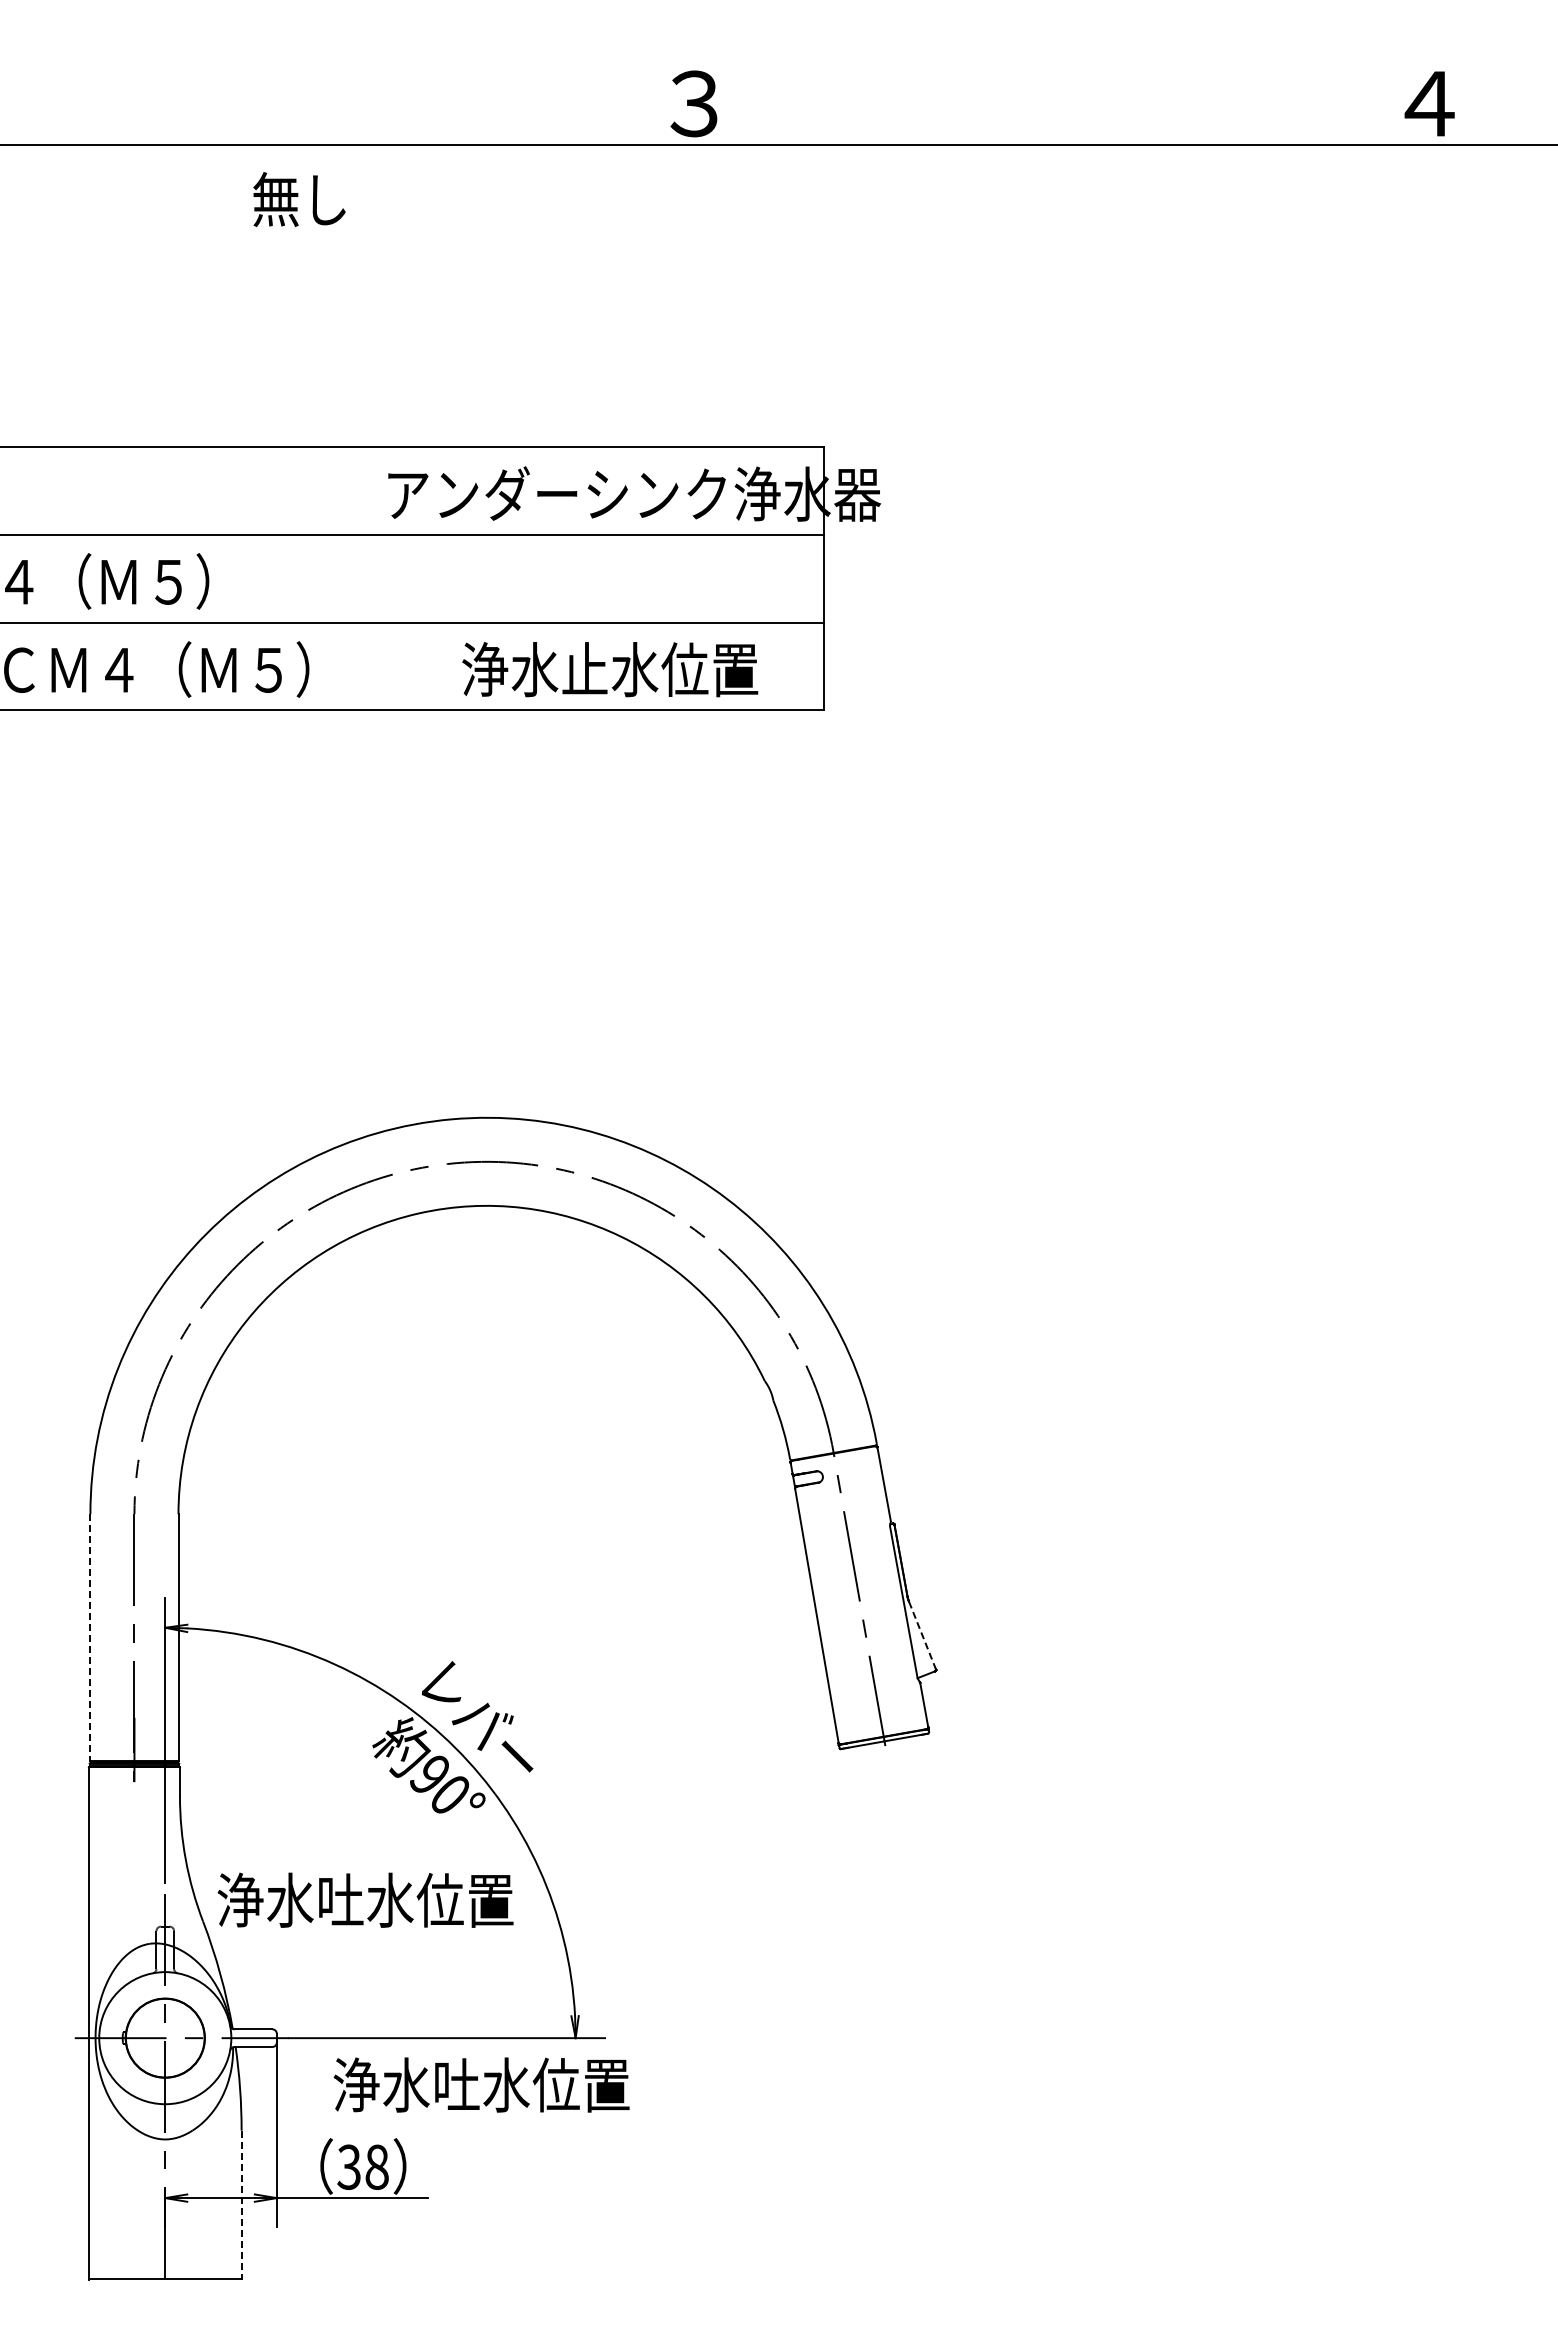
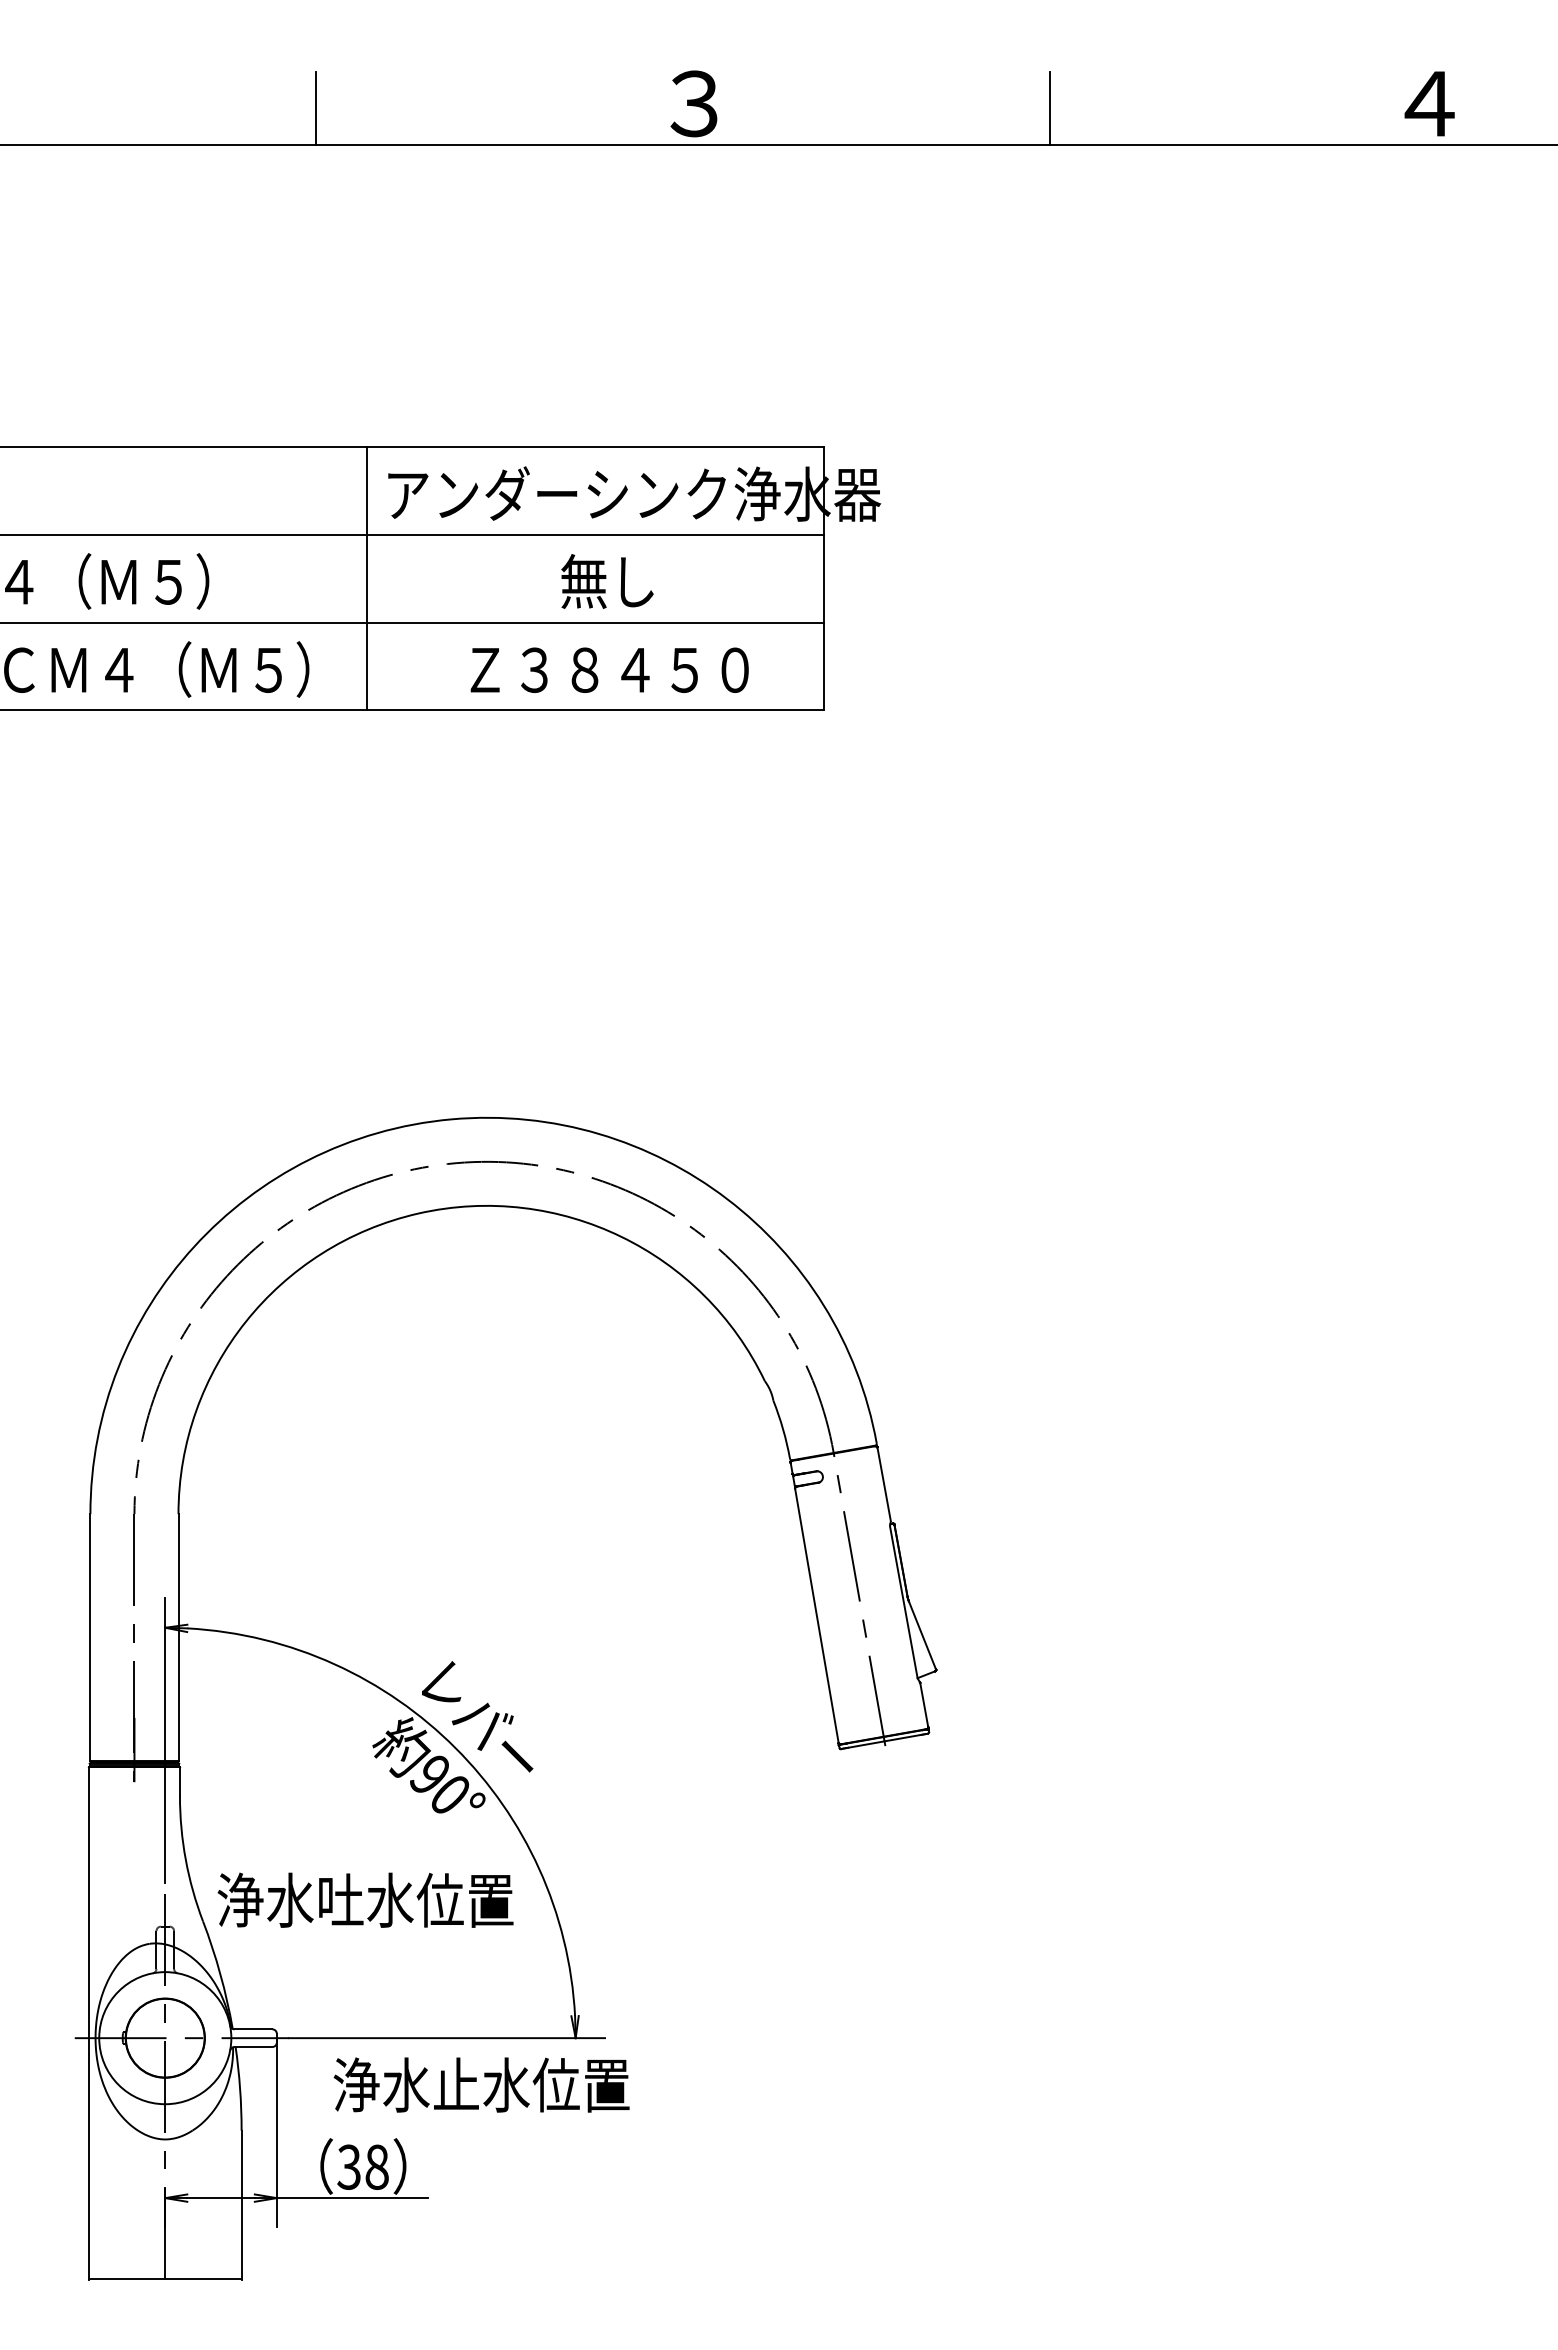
line: none -> present (316, 108)
line: none -> present (1050, 108)
text position: (299, 199) -> (607, 581) (607, 581)
line: none -> present (366, 577)
text: 浄水止水位置 -> Ｚ３８４５０ (610, 669)
line: dashed -> solid (922, 1636)
line: dashed -> solid (90, 1638)
text: 浄水吐水位置 -> 浄水止水位置 (456, 2083)
line: dashed -> solid (241, 2205)
